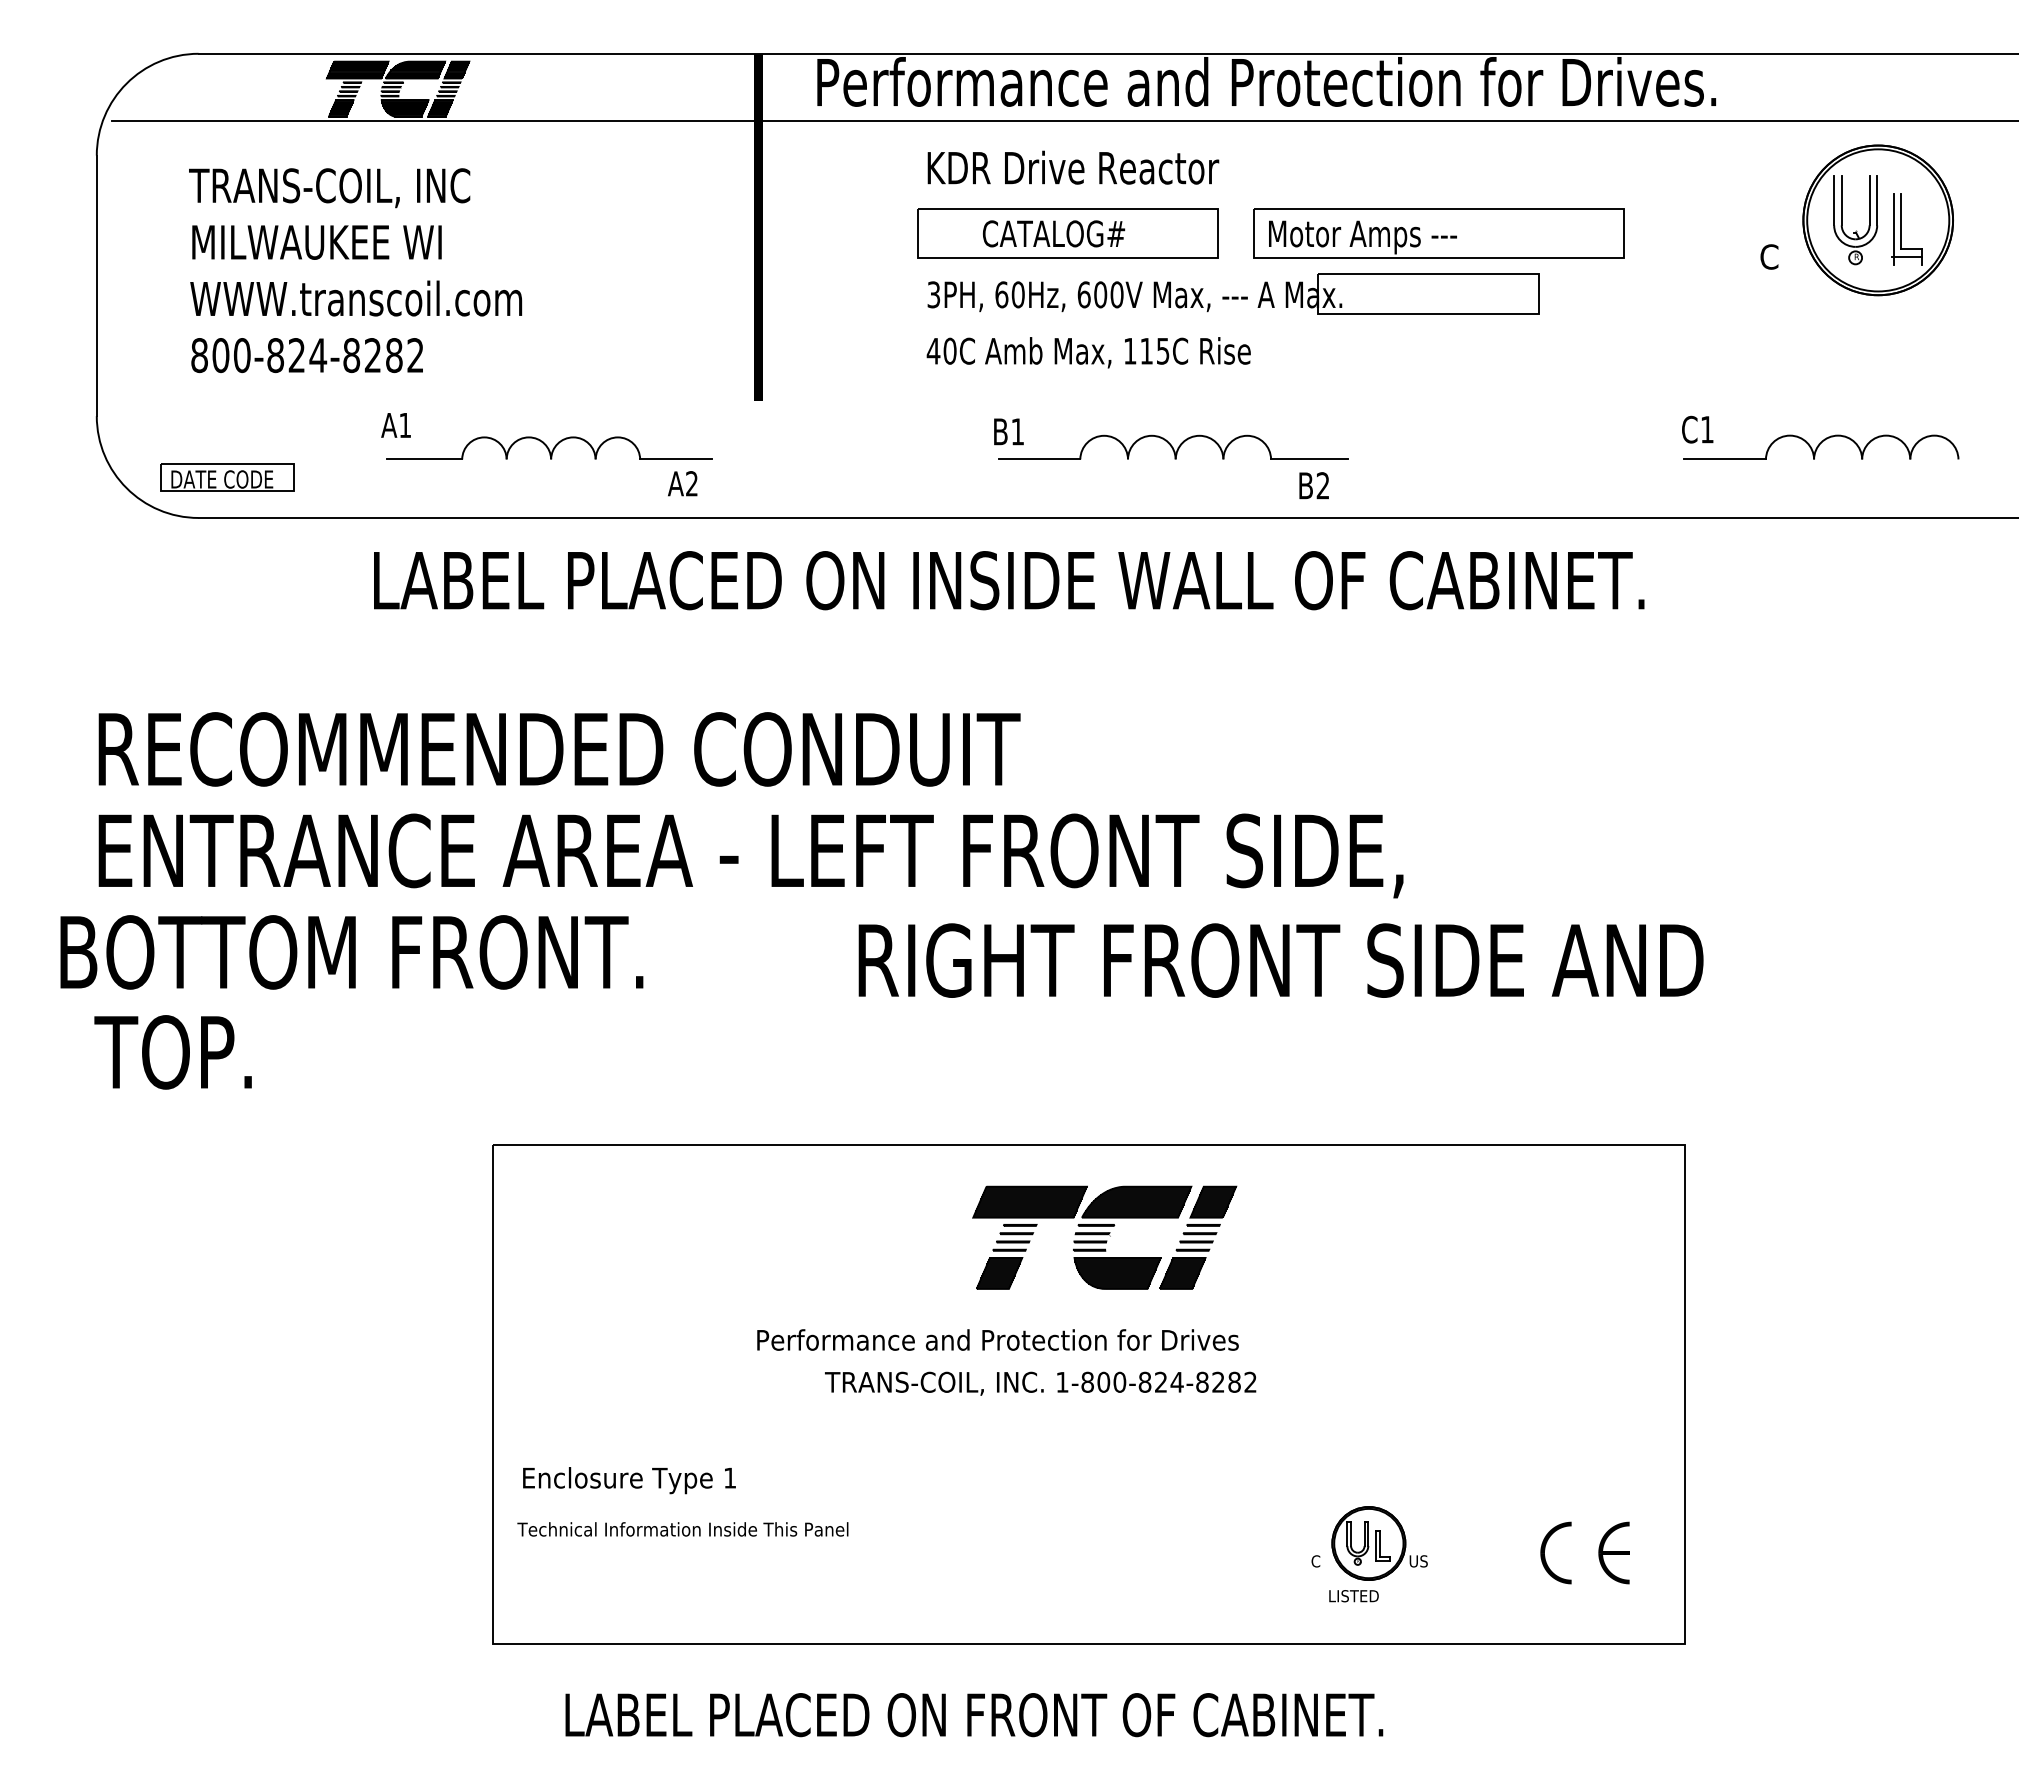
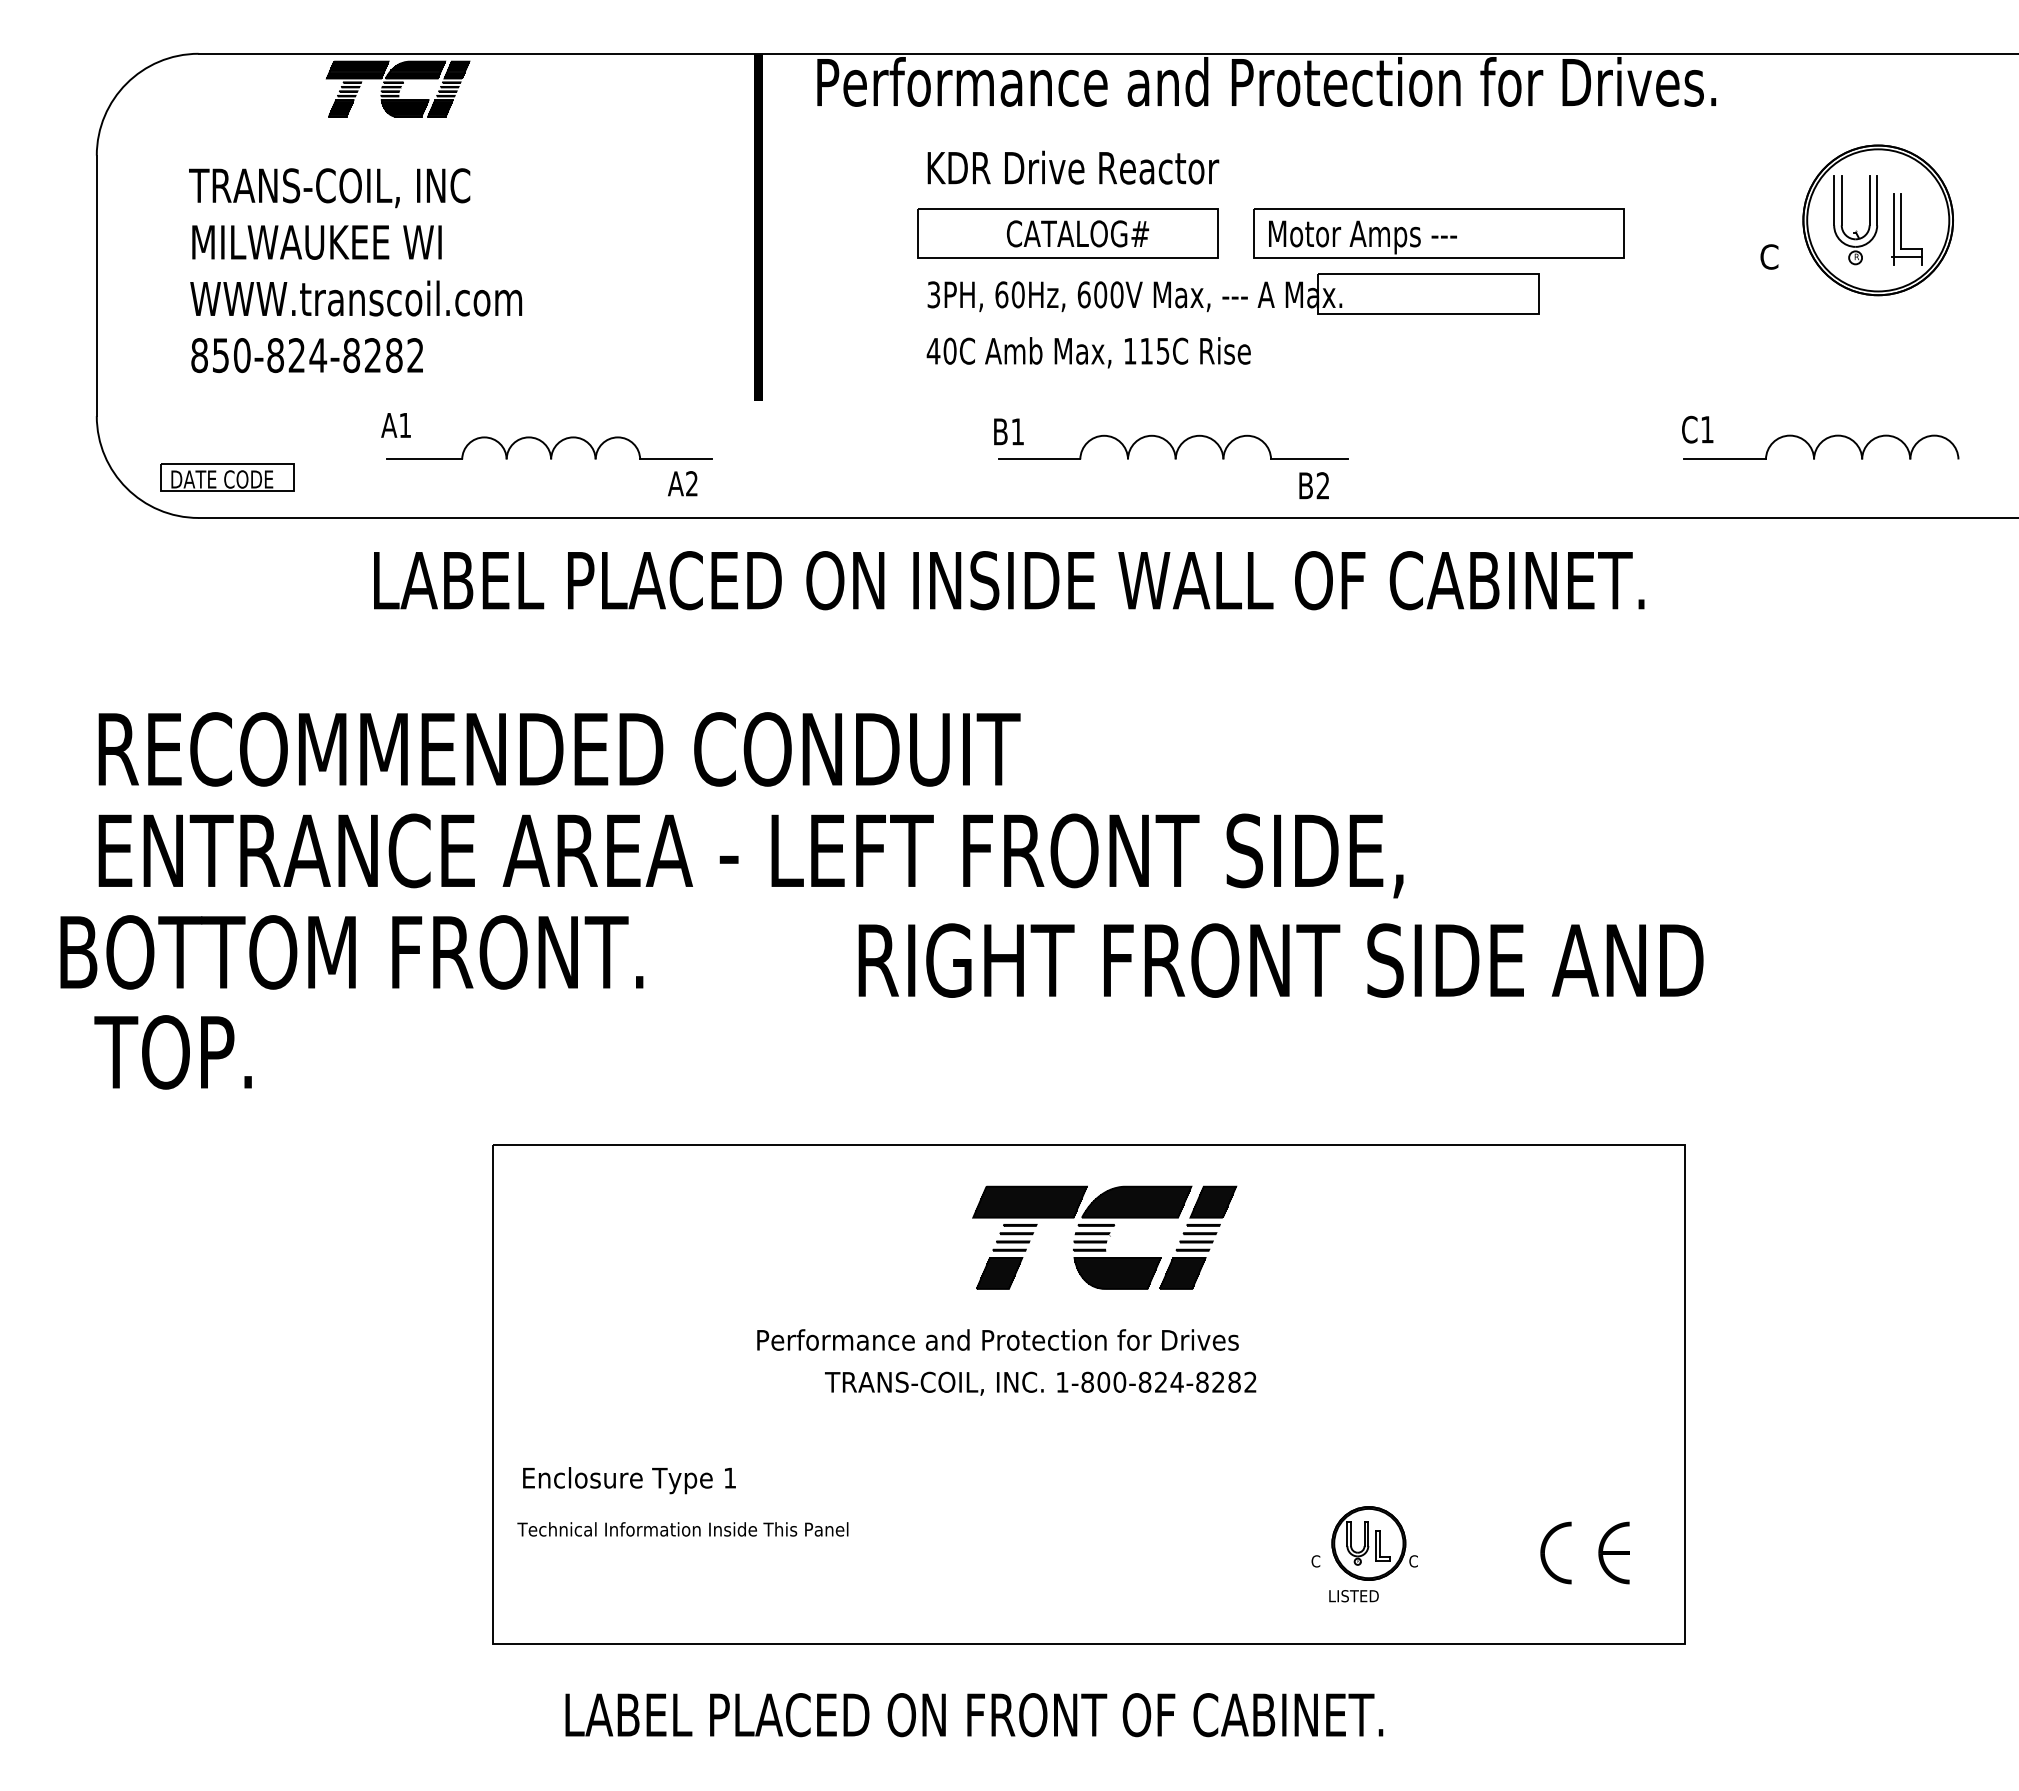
line: present -> none (1063, 121)
text position: (1054, 233) -> (1078, 233) (1078, 233)
text: 800-824-8282 -> 850-824-8282 (220, 355)
text: US -> C (1418, 1561)
